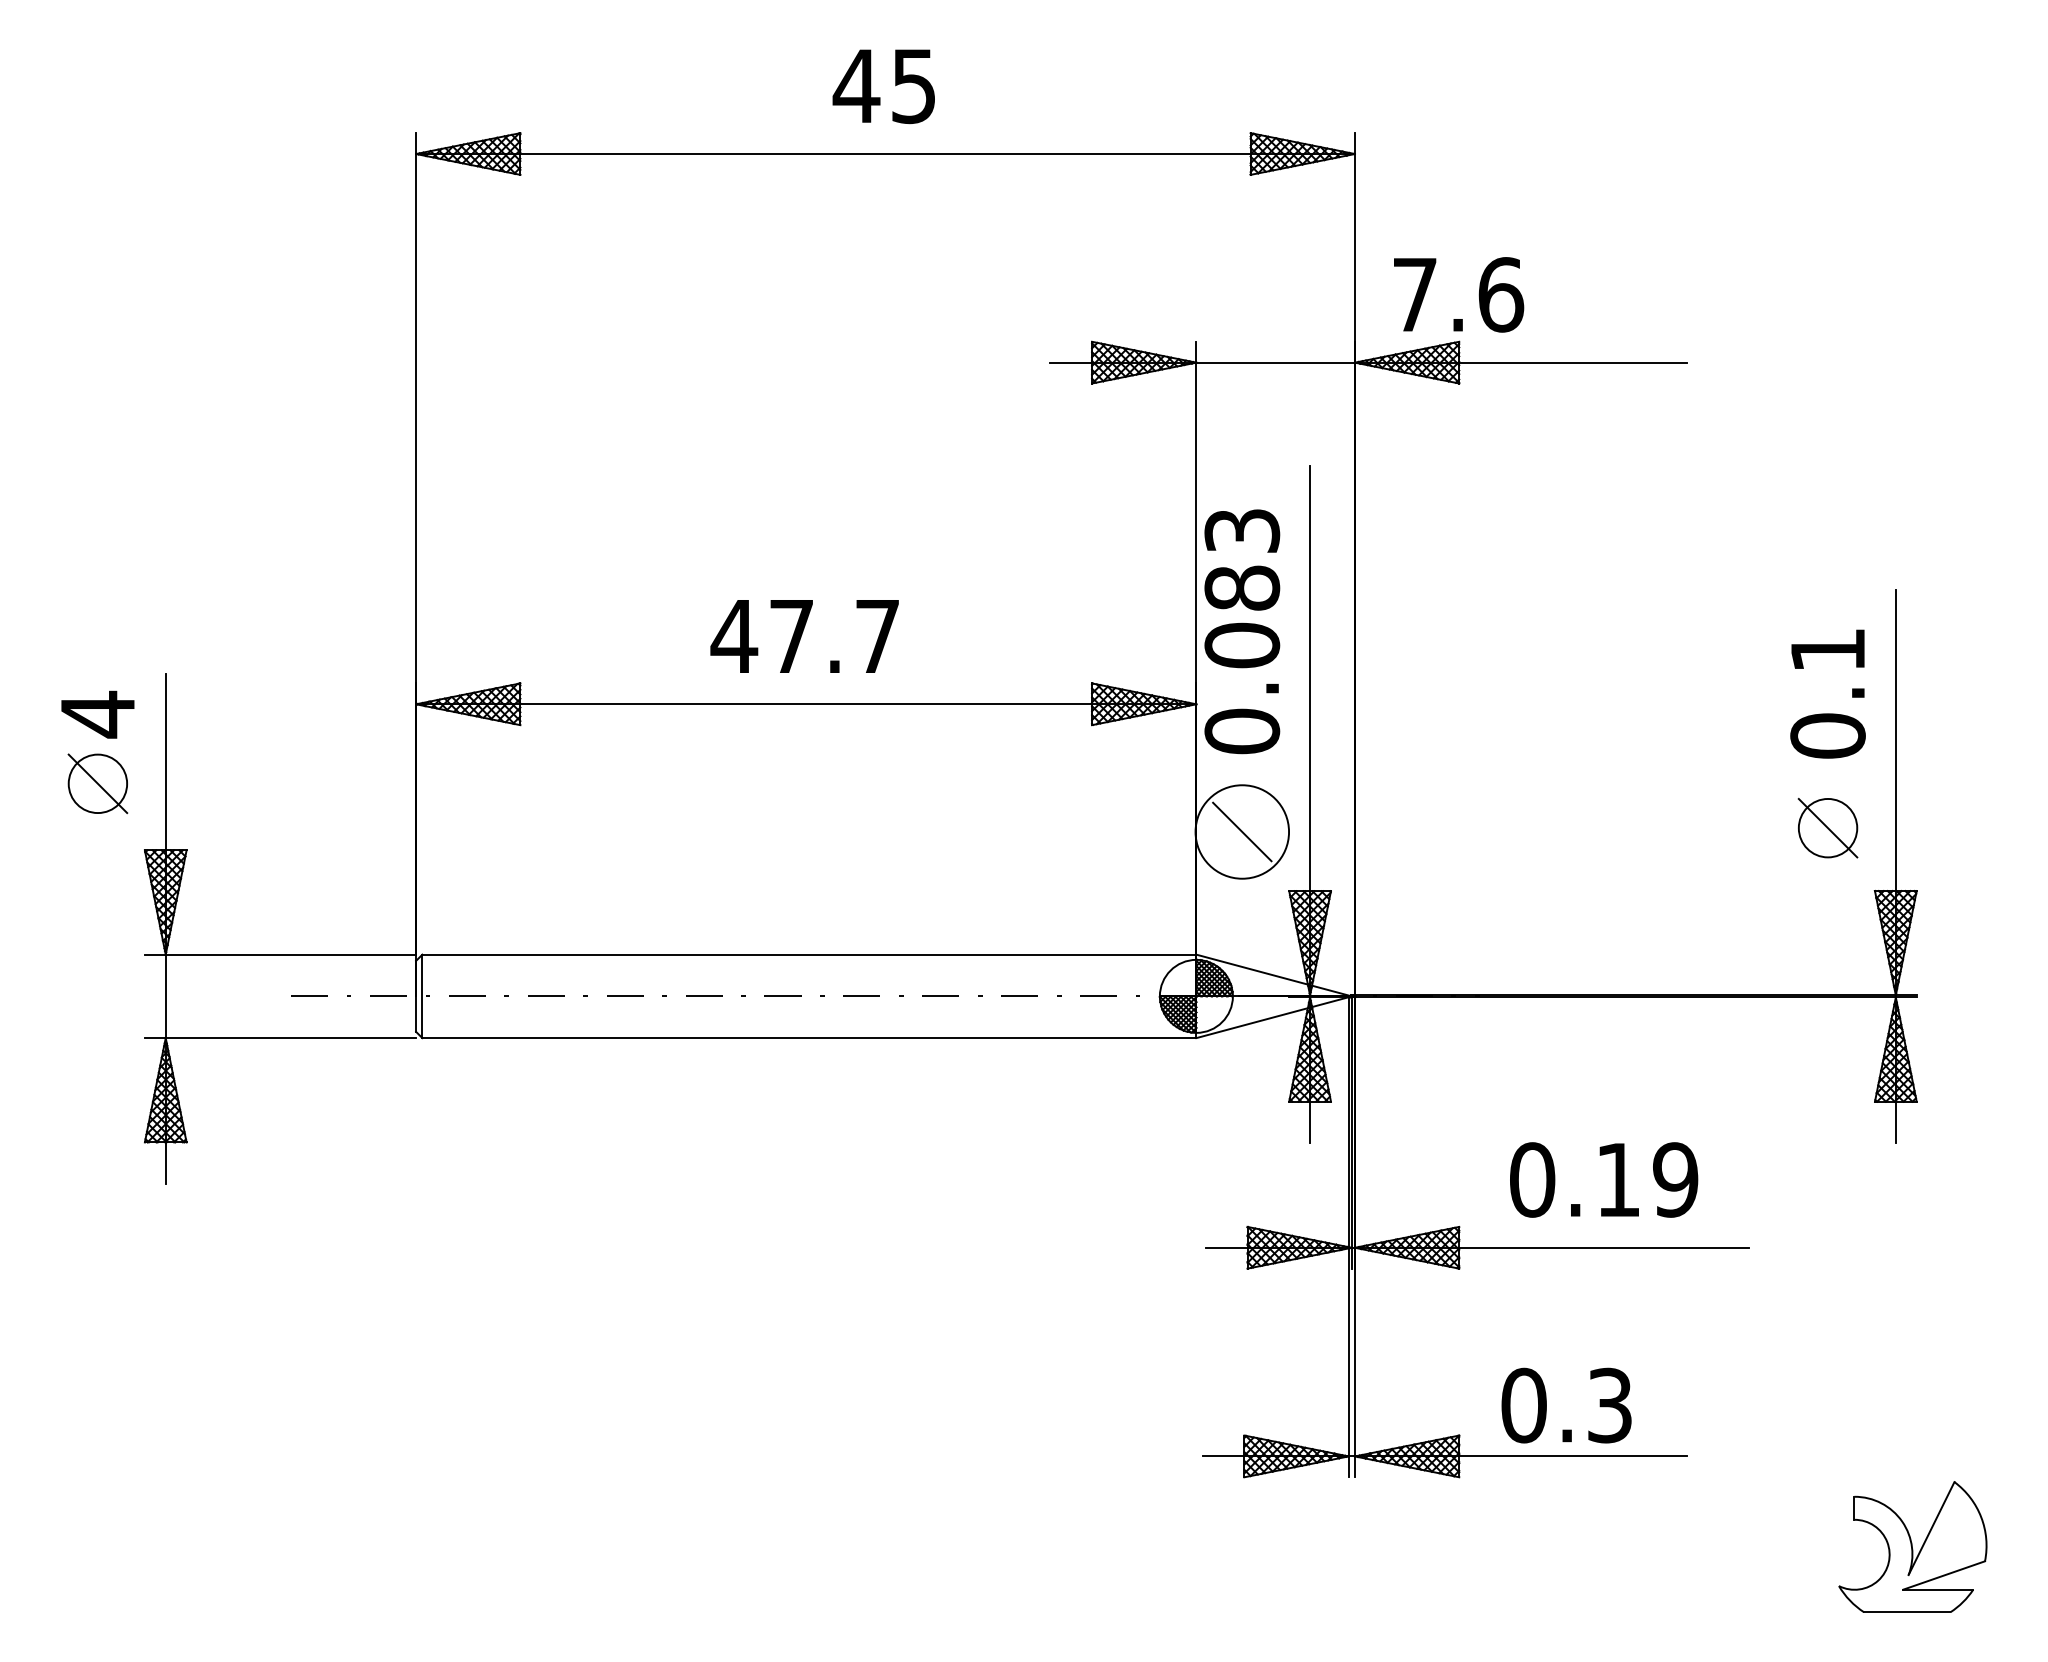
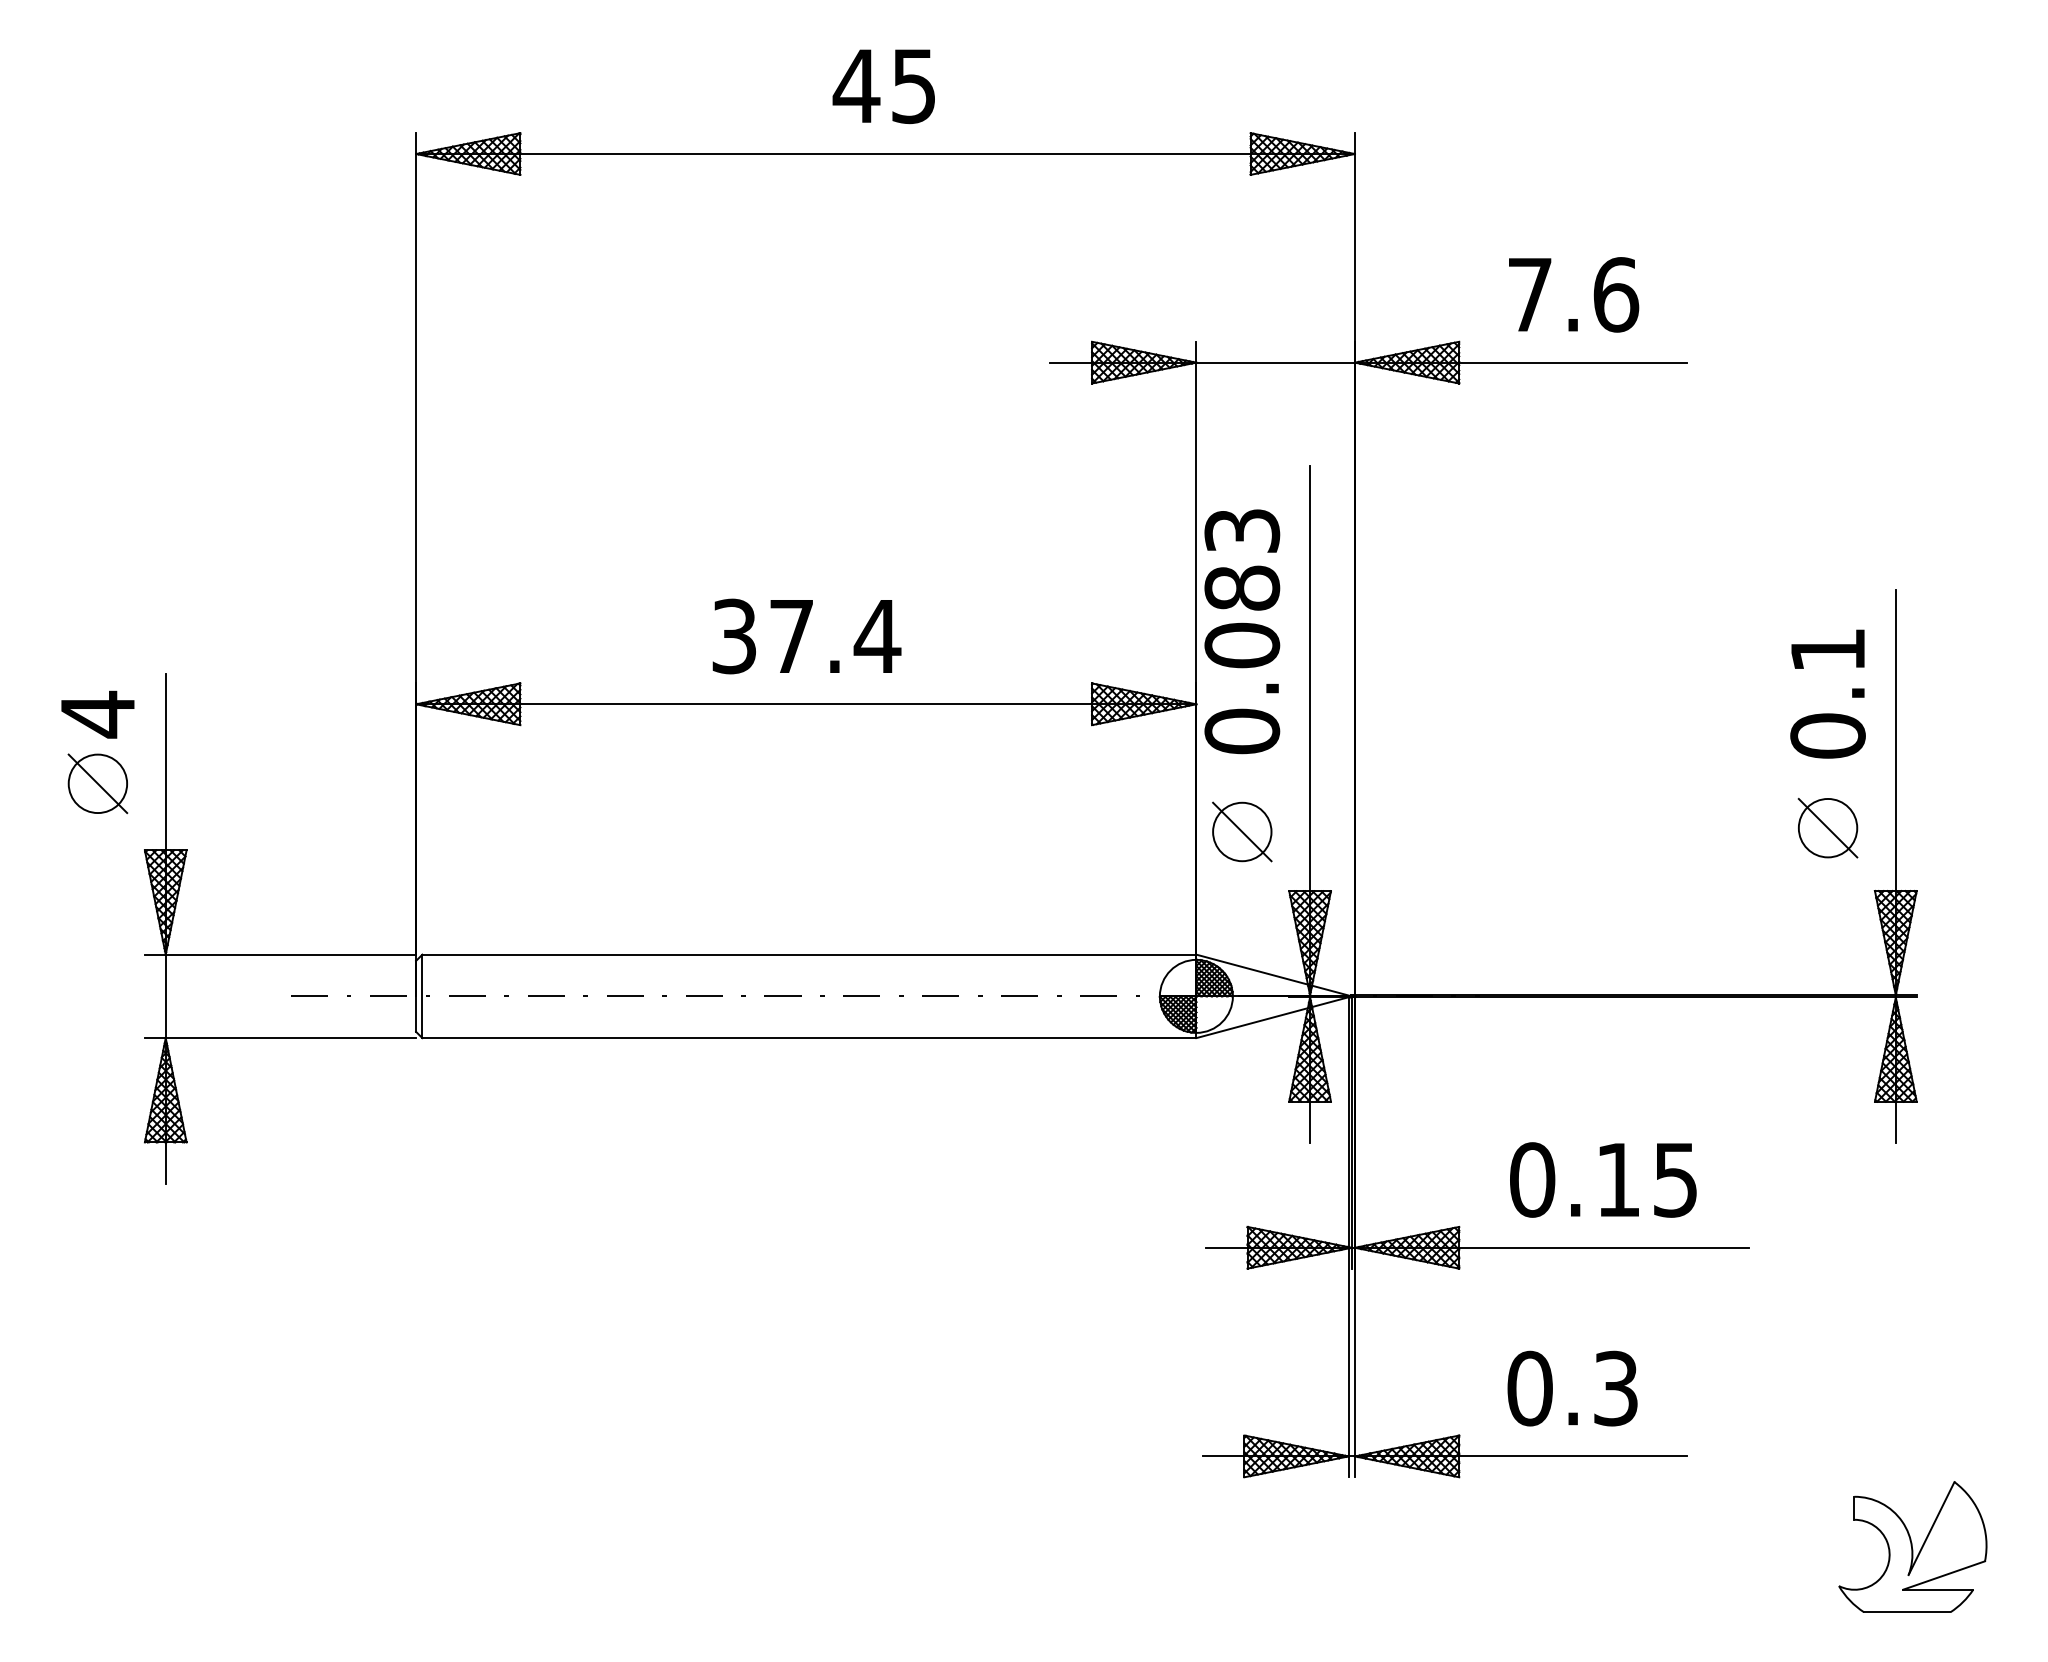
text position: (1459, 294) -> (1574, 294) (1574, 294)
text: 47.7 -> 37.4 (805, 636)
circle diameter: 93 px -> 58 px (1242, 831)
text: 0.19 -> 0.15 (1675, 1179)
text position: (1566, 1405) -> (1572, 1388) (1572, 1388)
